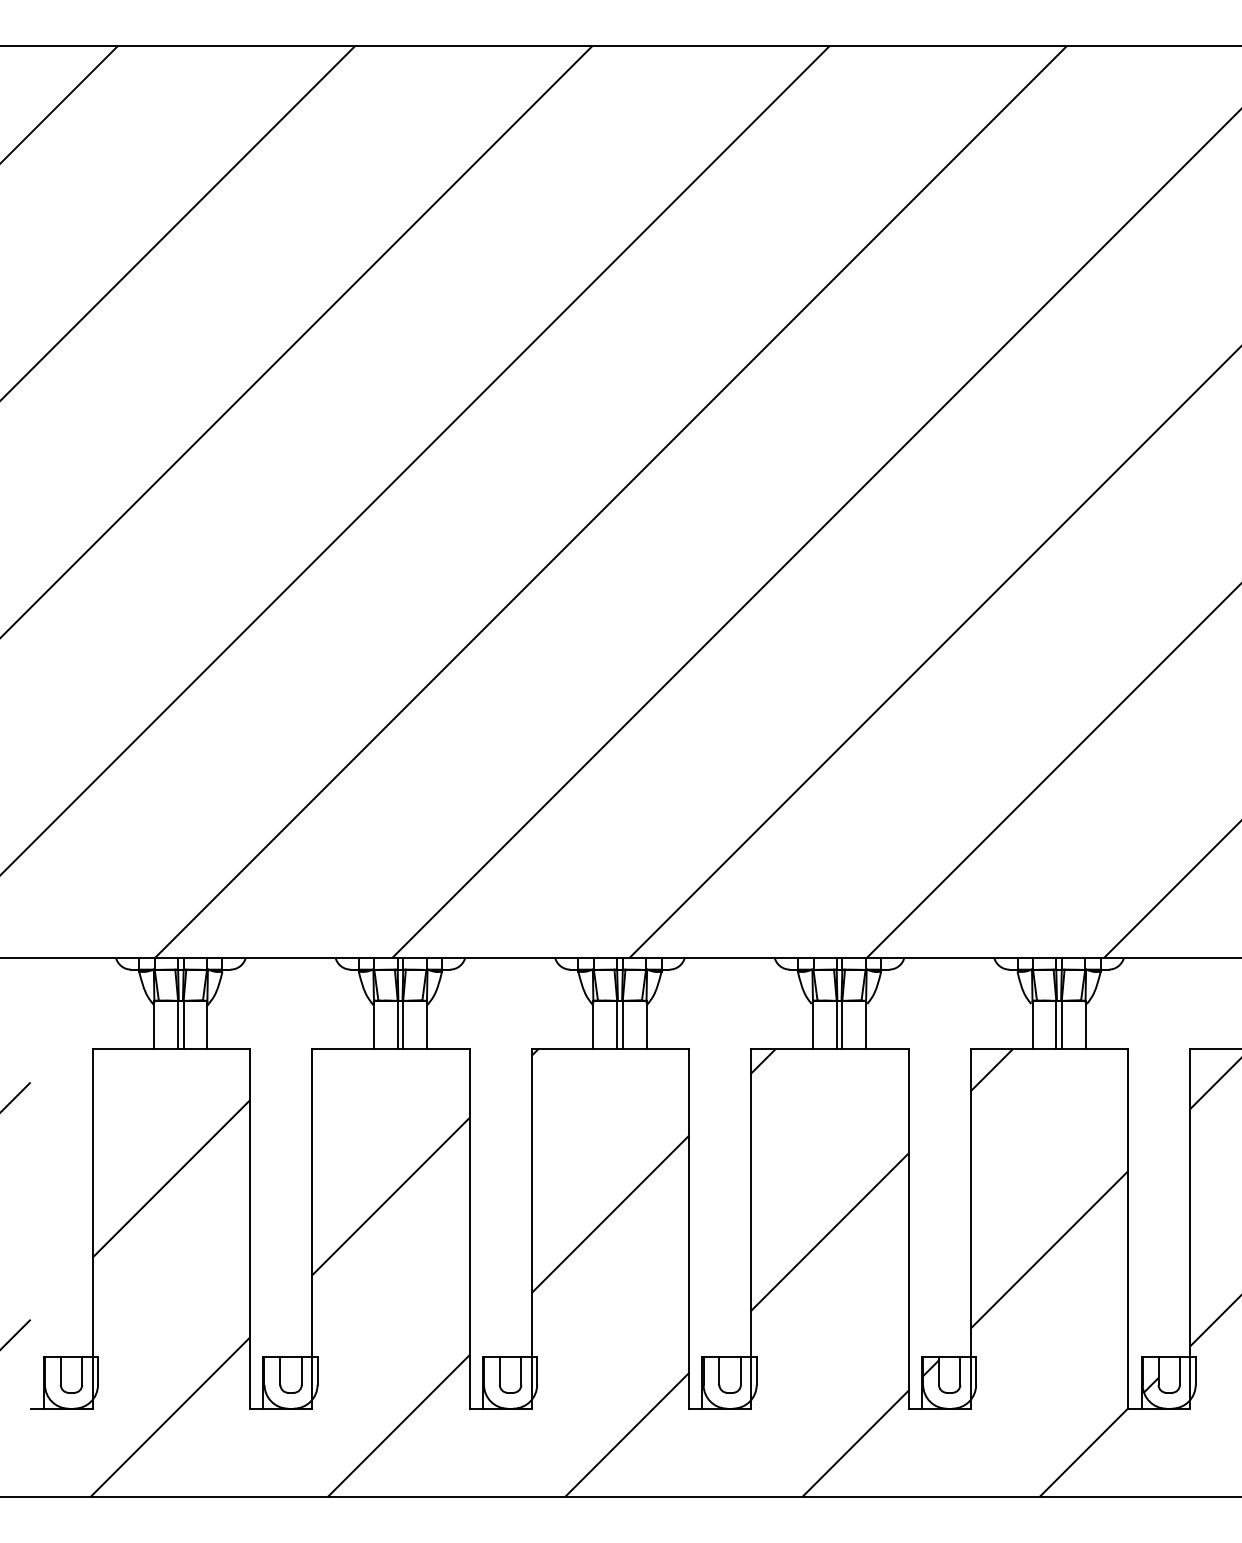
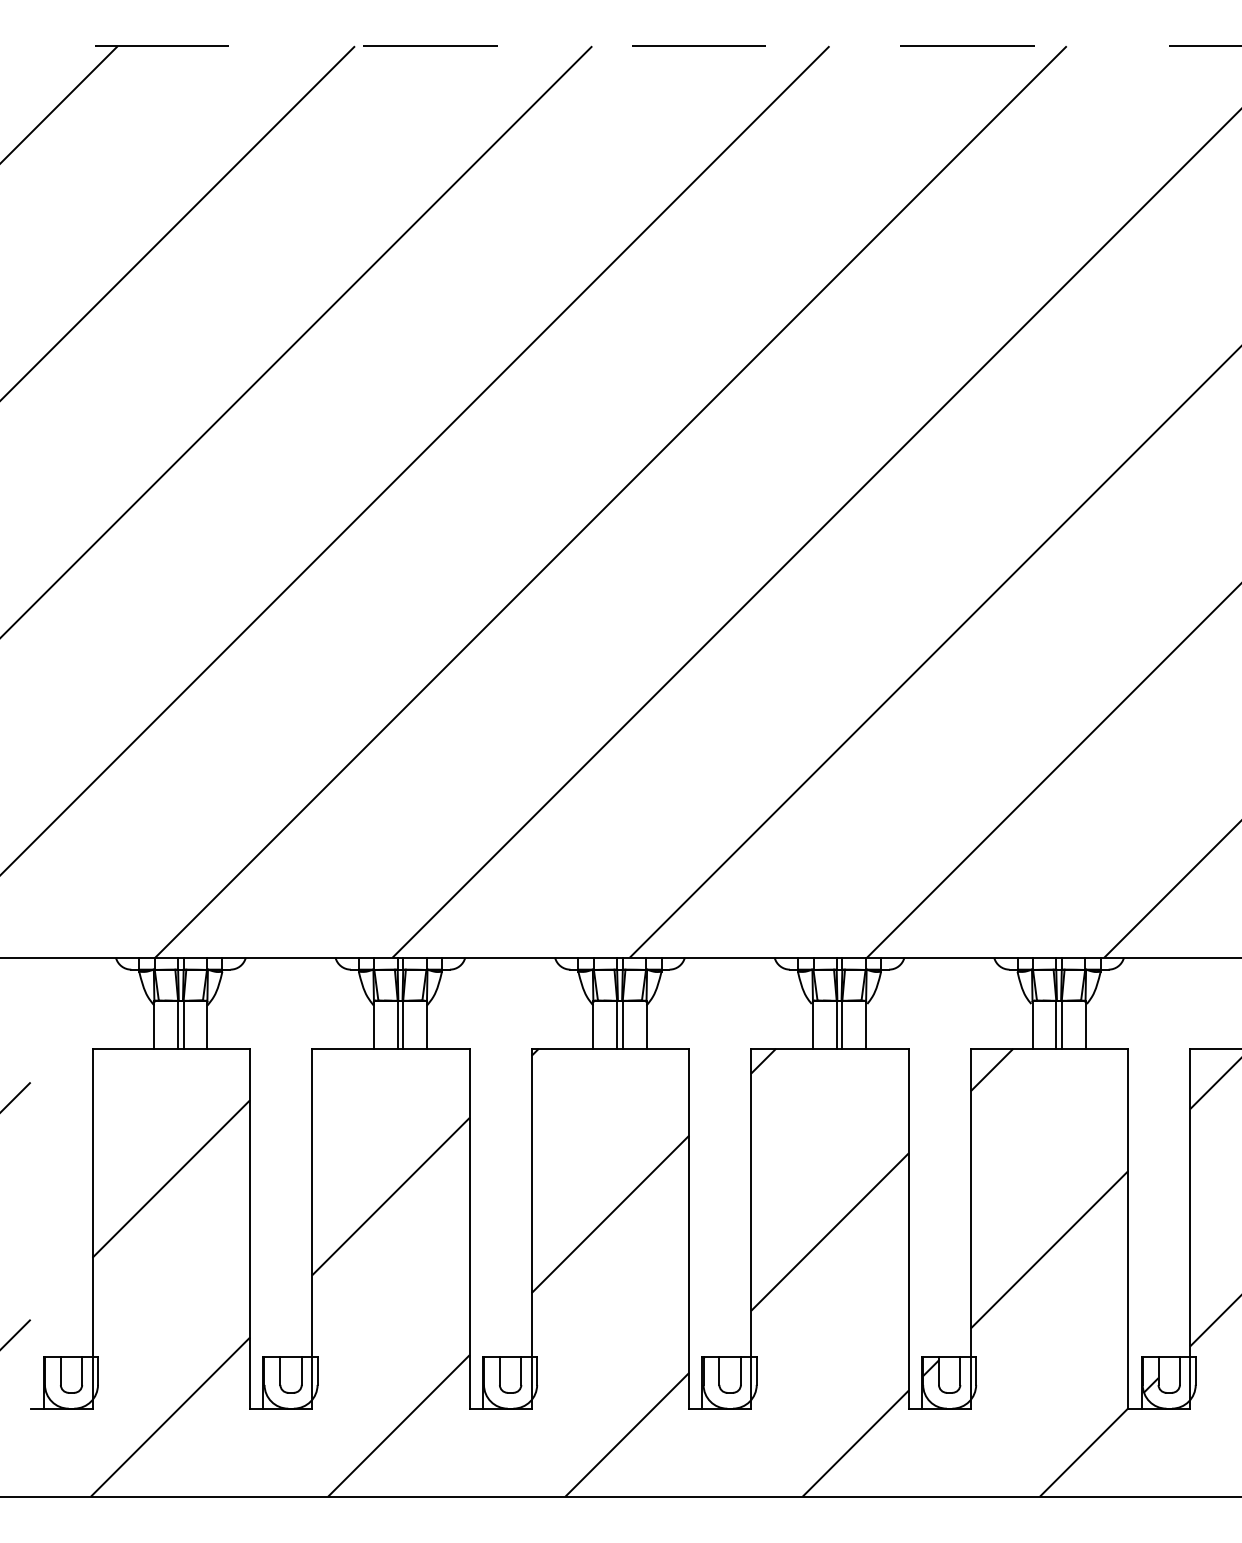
line: solid -> dashed (620, 46)
